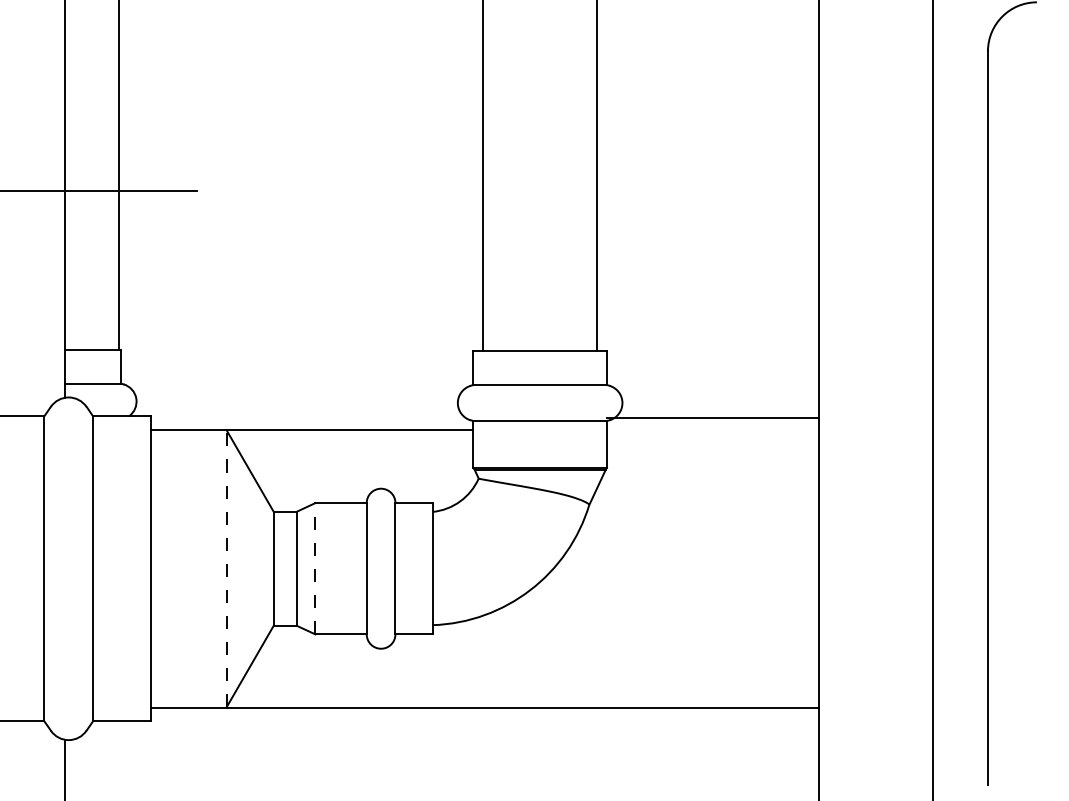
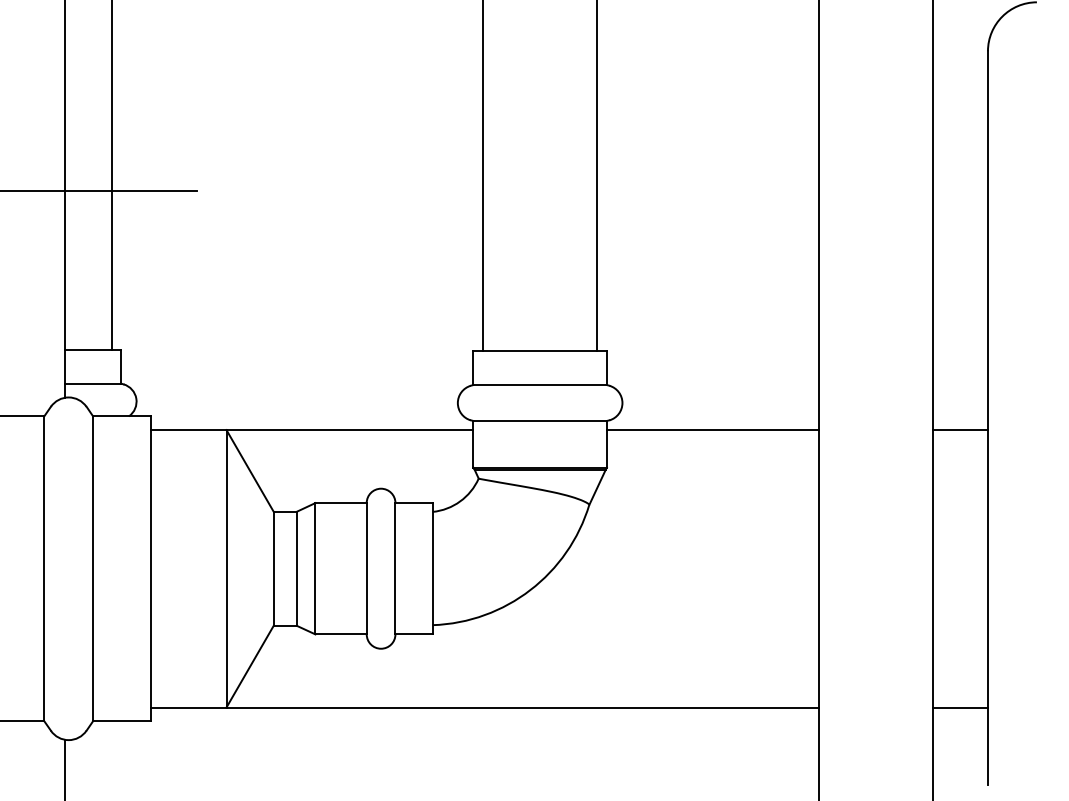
line position: (118, 175) -> (111, 175) (111, 175)
line position: (712, 418) -> (712, 430) (712, 430)
line: none -> present (960, 430)
line: dashed -> solid (226, 568)
line: dashed -> solid (315, 568)
line: none -> present (960, 707)
